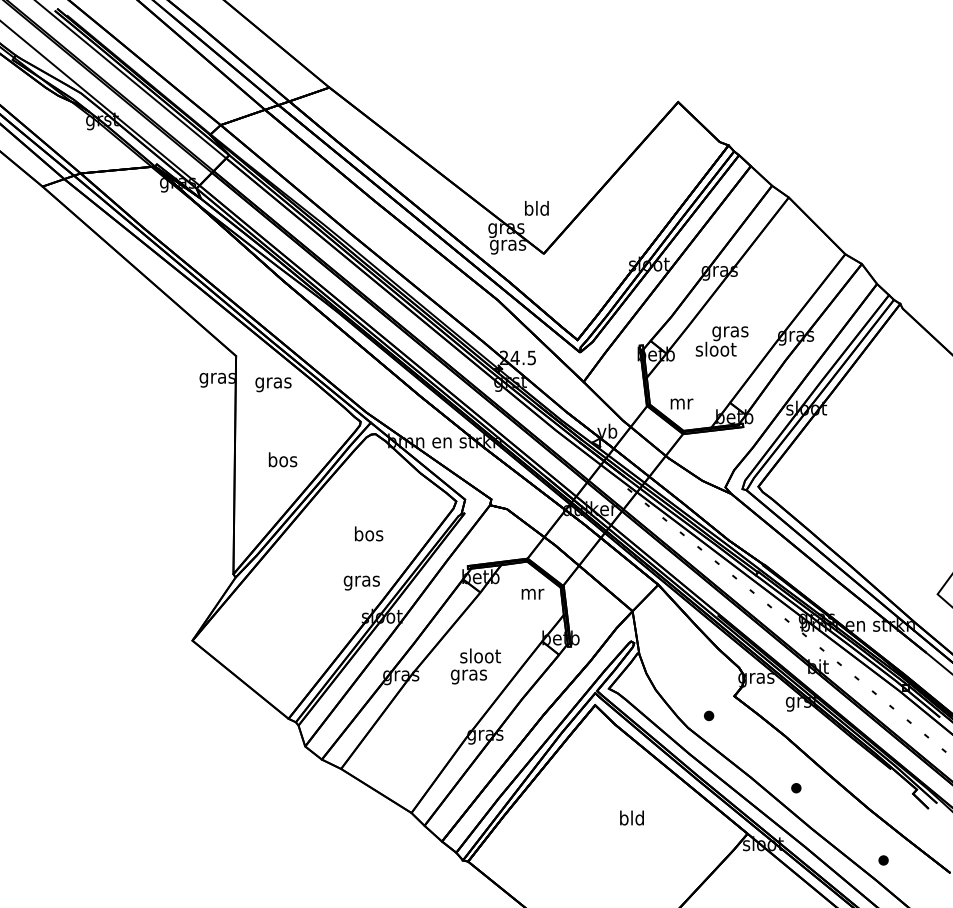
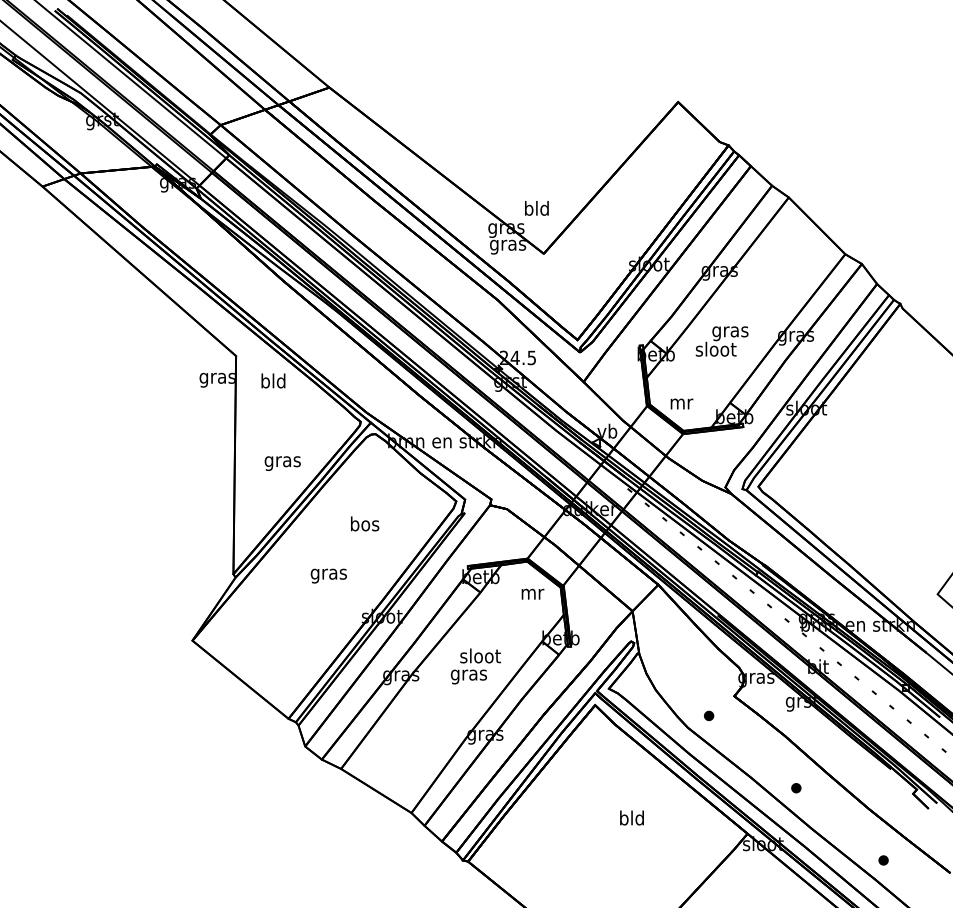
text: gras -> bld (273, 382)
text: bos -> gras (282, 461)
text position: (369, 533) -> (365, 523) (365, 523)
text position: (361, 582) -> (328, 575) (328, 575)
